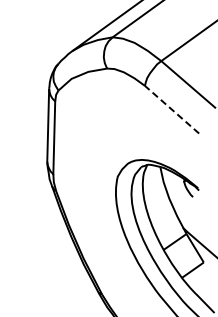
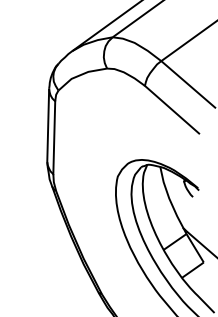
line: dashed -> solid (171, 109)
